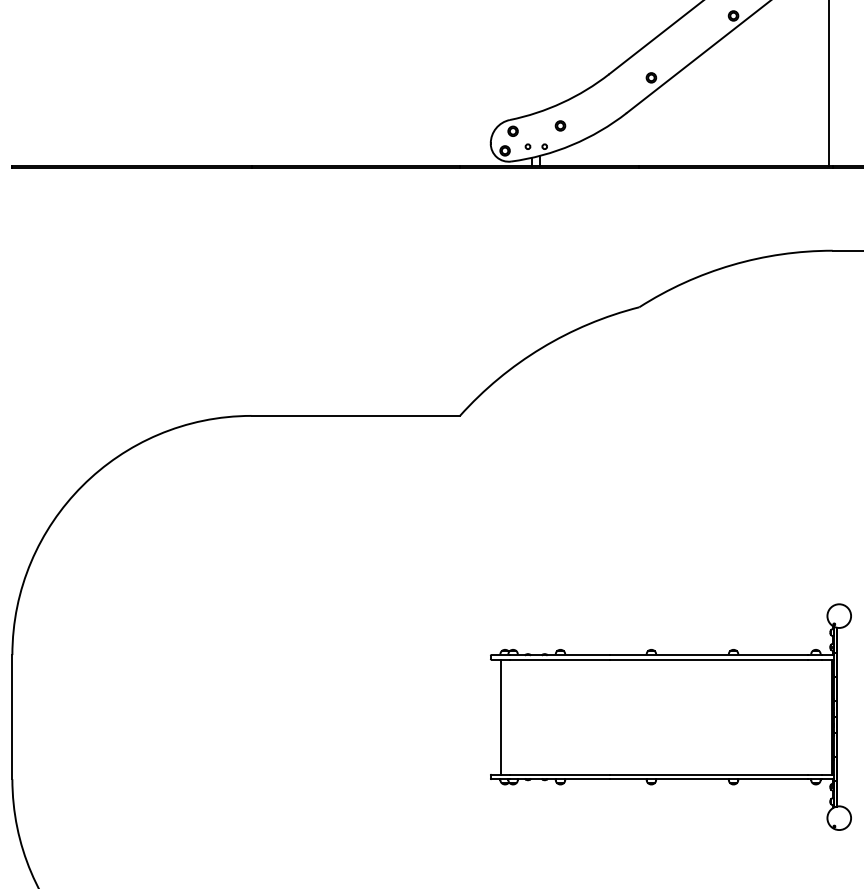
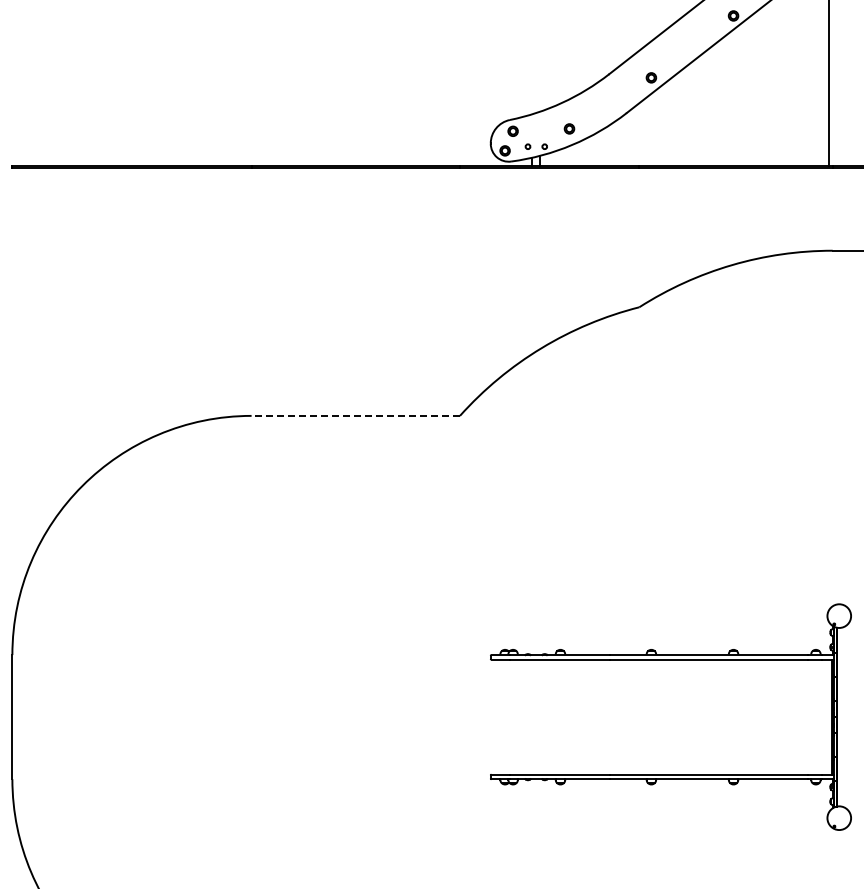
part position: (560, 125) -> (569, 128) (569, 128)
line: solid -> dashed (355, 415)
line: present -> none (500, 716)
